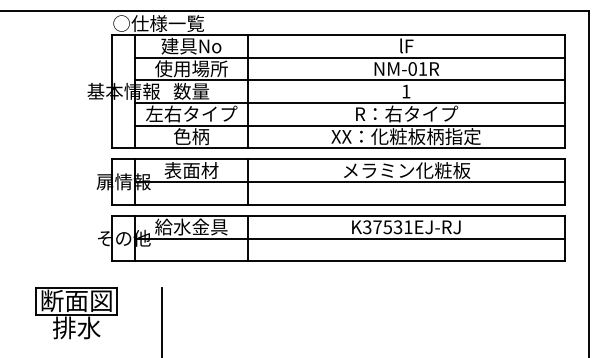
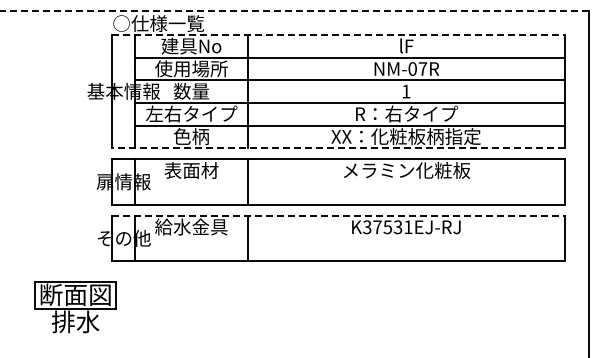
line: solid -> dashed (294, 10)
line: solid -> dashed (339, 35)
text: NM-01R -> NM-07R (422, 68)
line: solid -> dashed (338, 148)
line: present -> none (349, 182)
line: solid -> dashed (339, 215)
line: present -> none (349, 238)
part position: (76, 313) -> (75, 307) (75, 307)
line: present -> none (161, 320)
